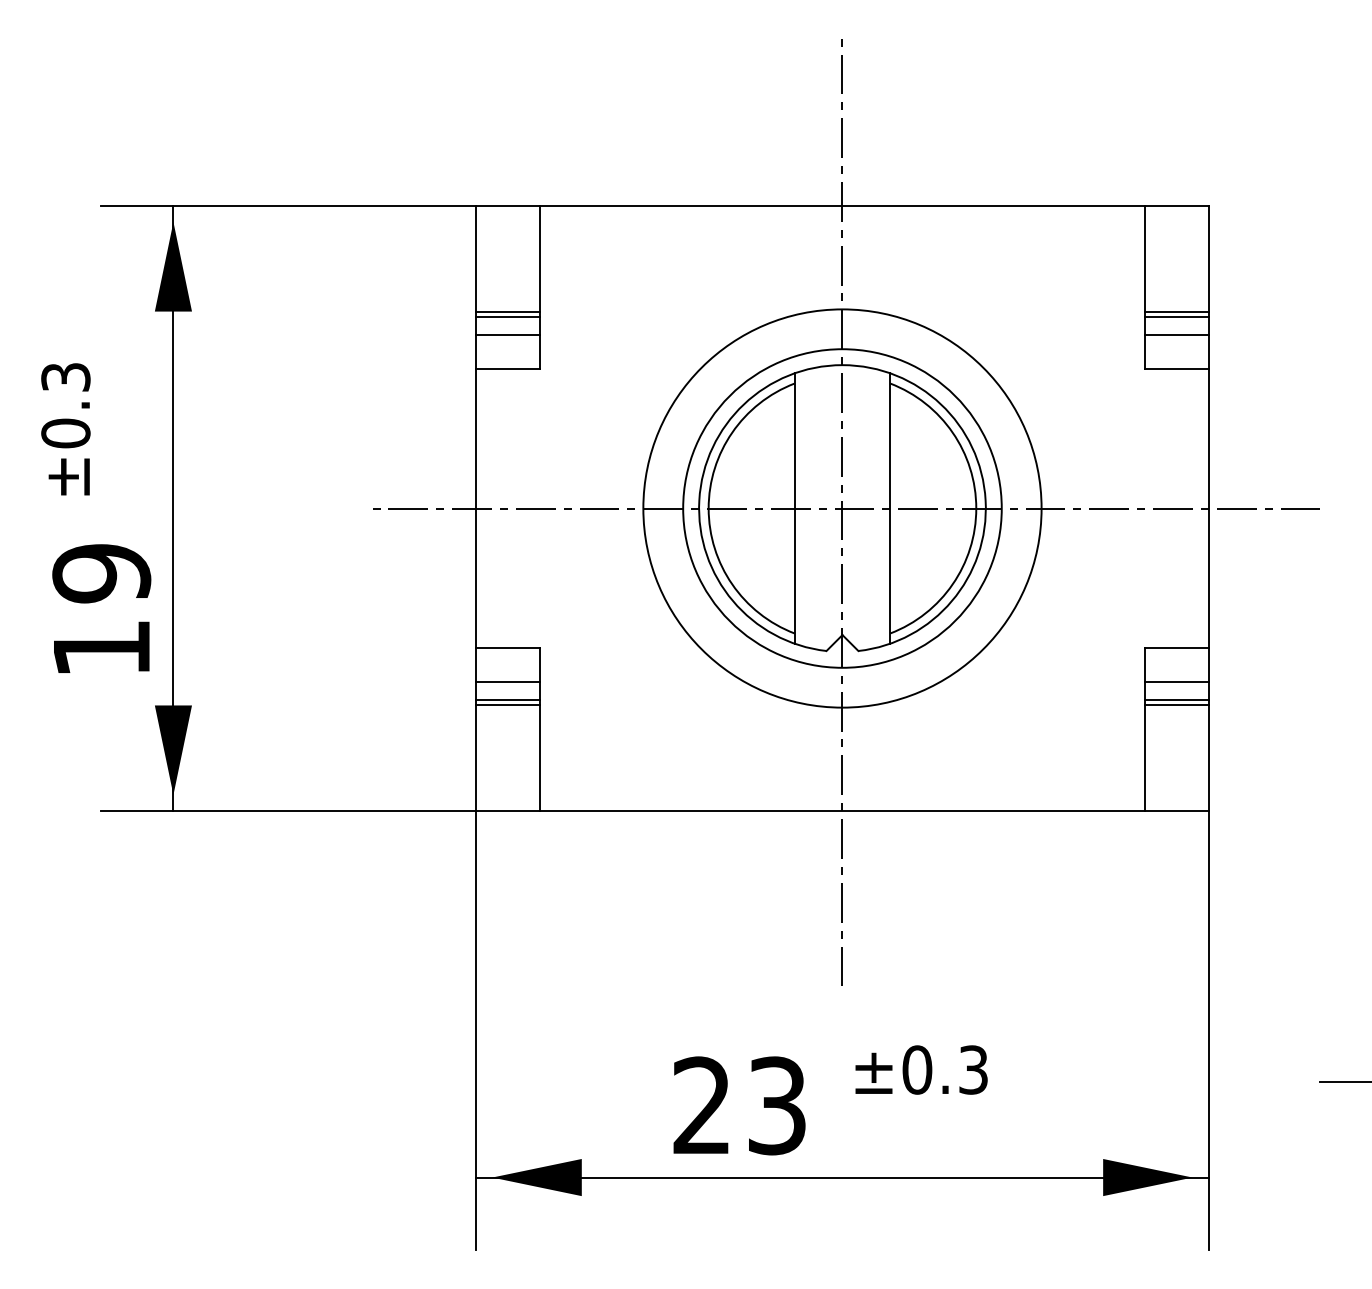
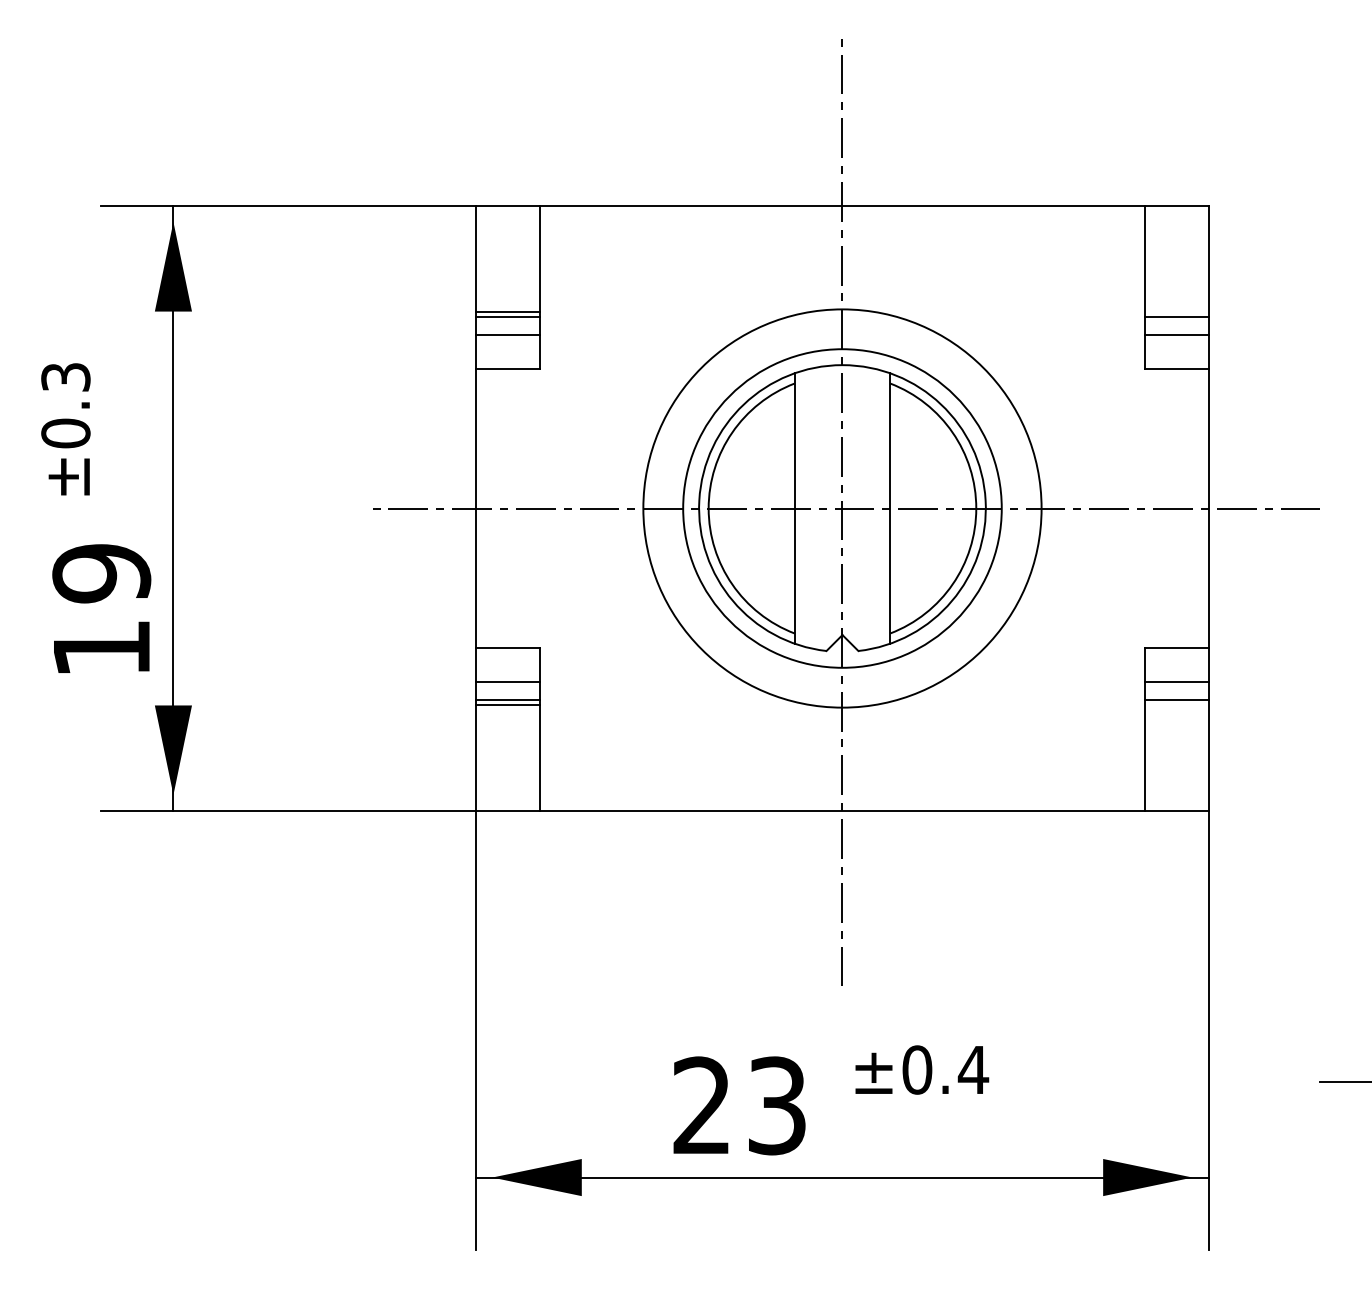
line: present -> none (1176, 311)
line: present -> none (1176, 705)
text: ±0.3 -> ±0.4 (973, 1069)
